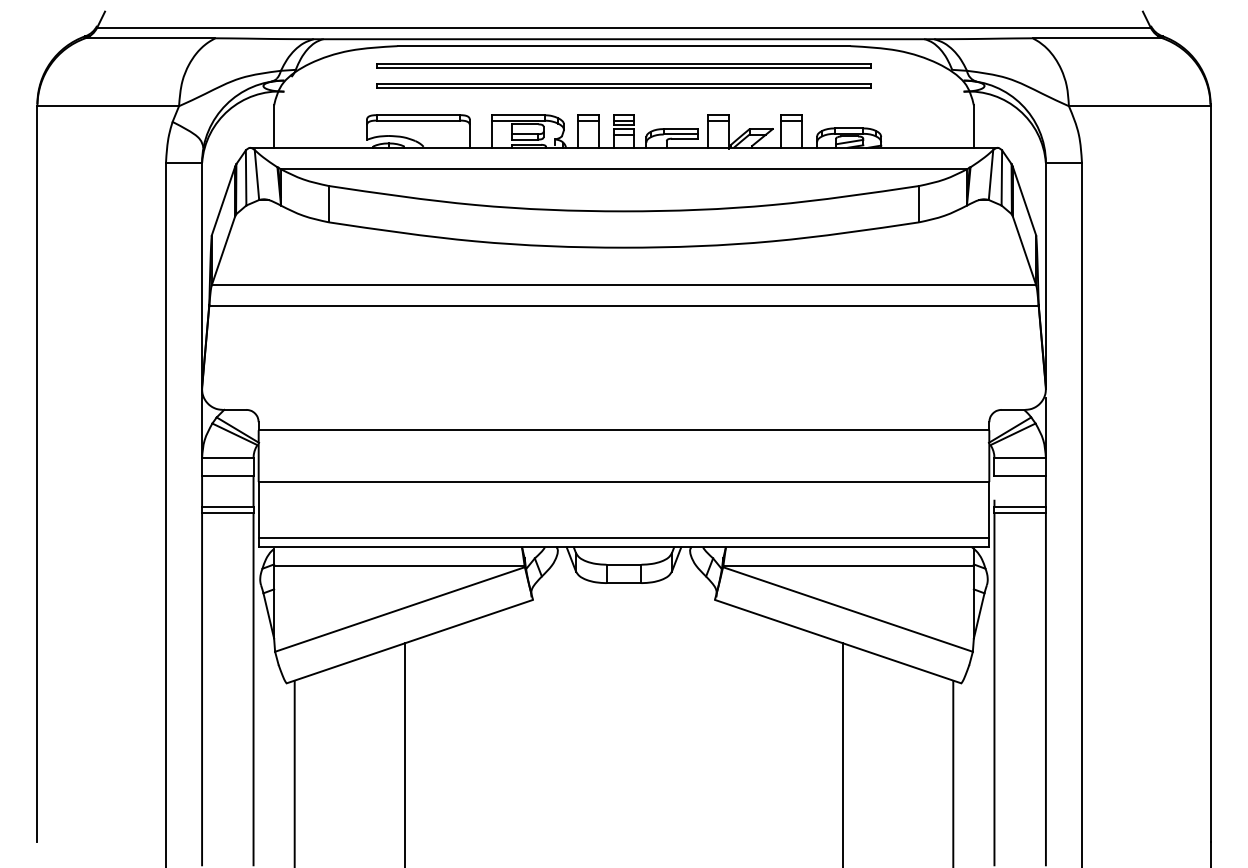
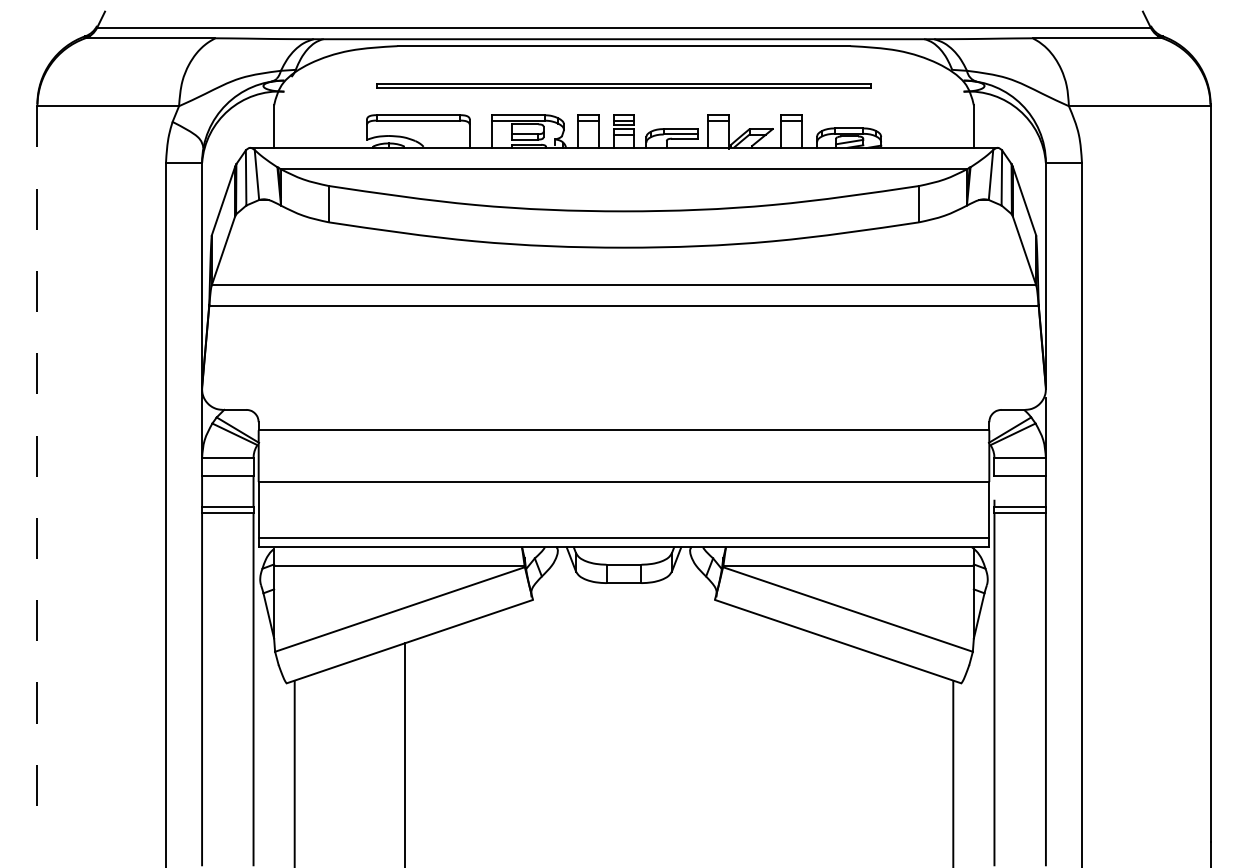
part: present -> none (623, 65)
line: solid -> dashed (37, 474)
line: present -> none (843, 753)
